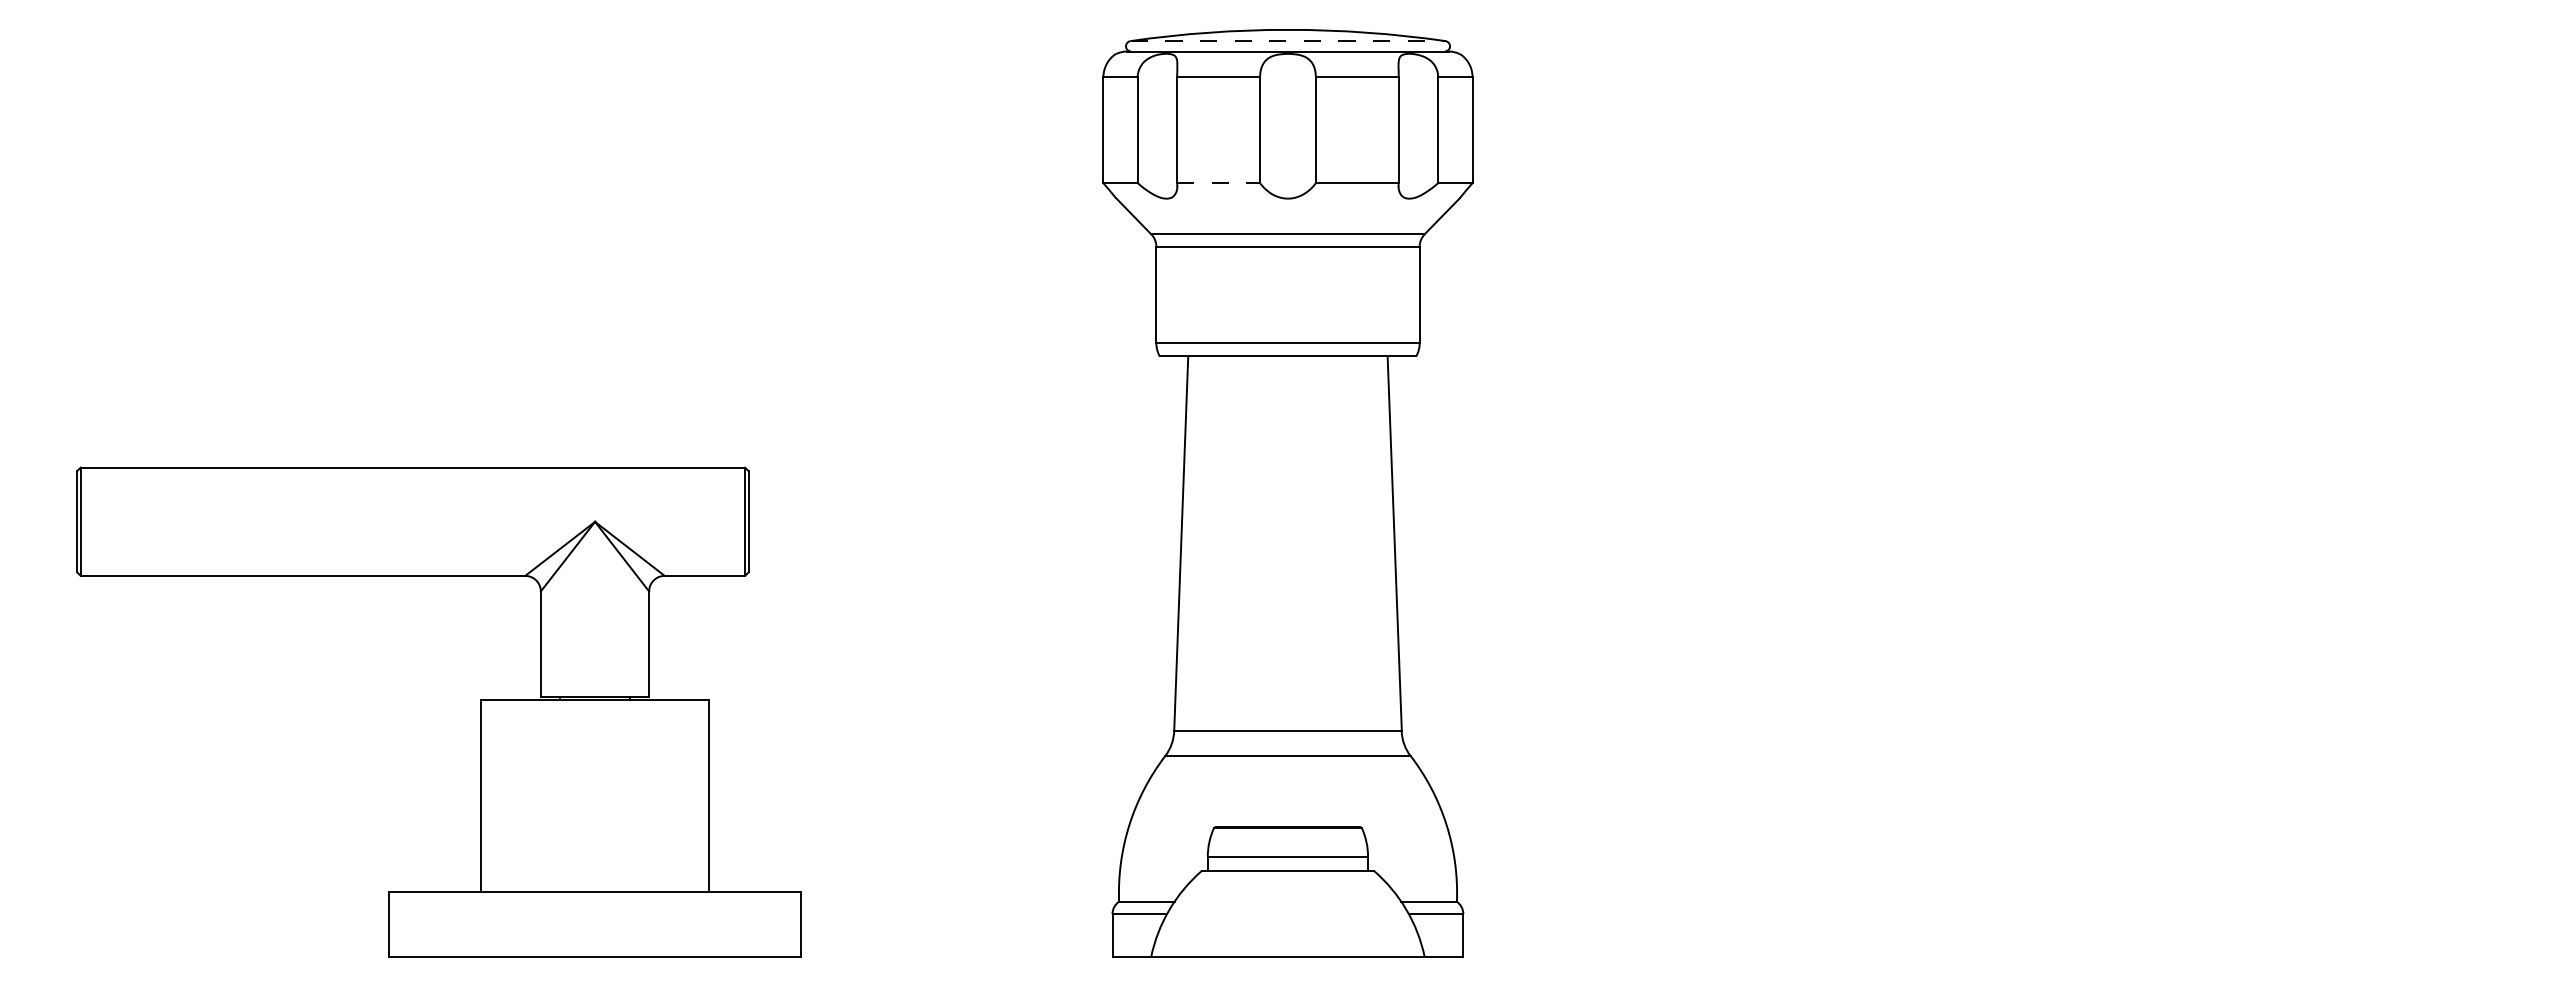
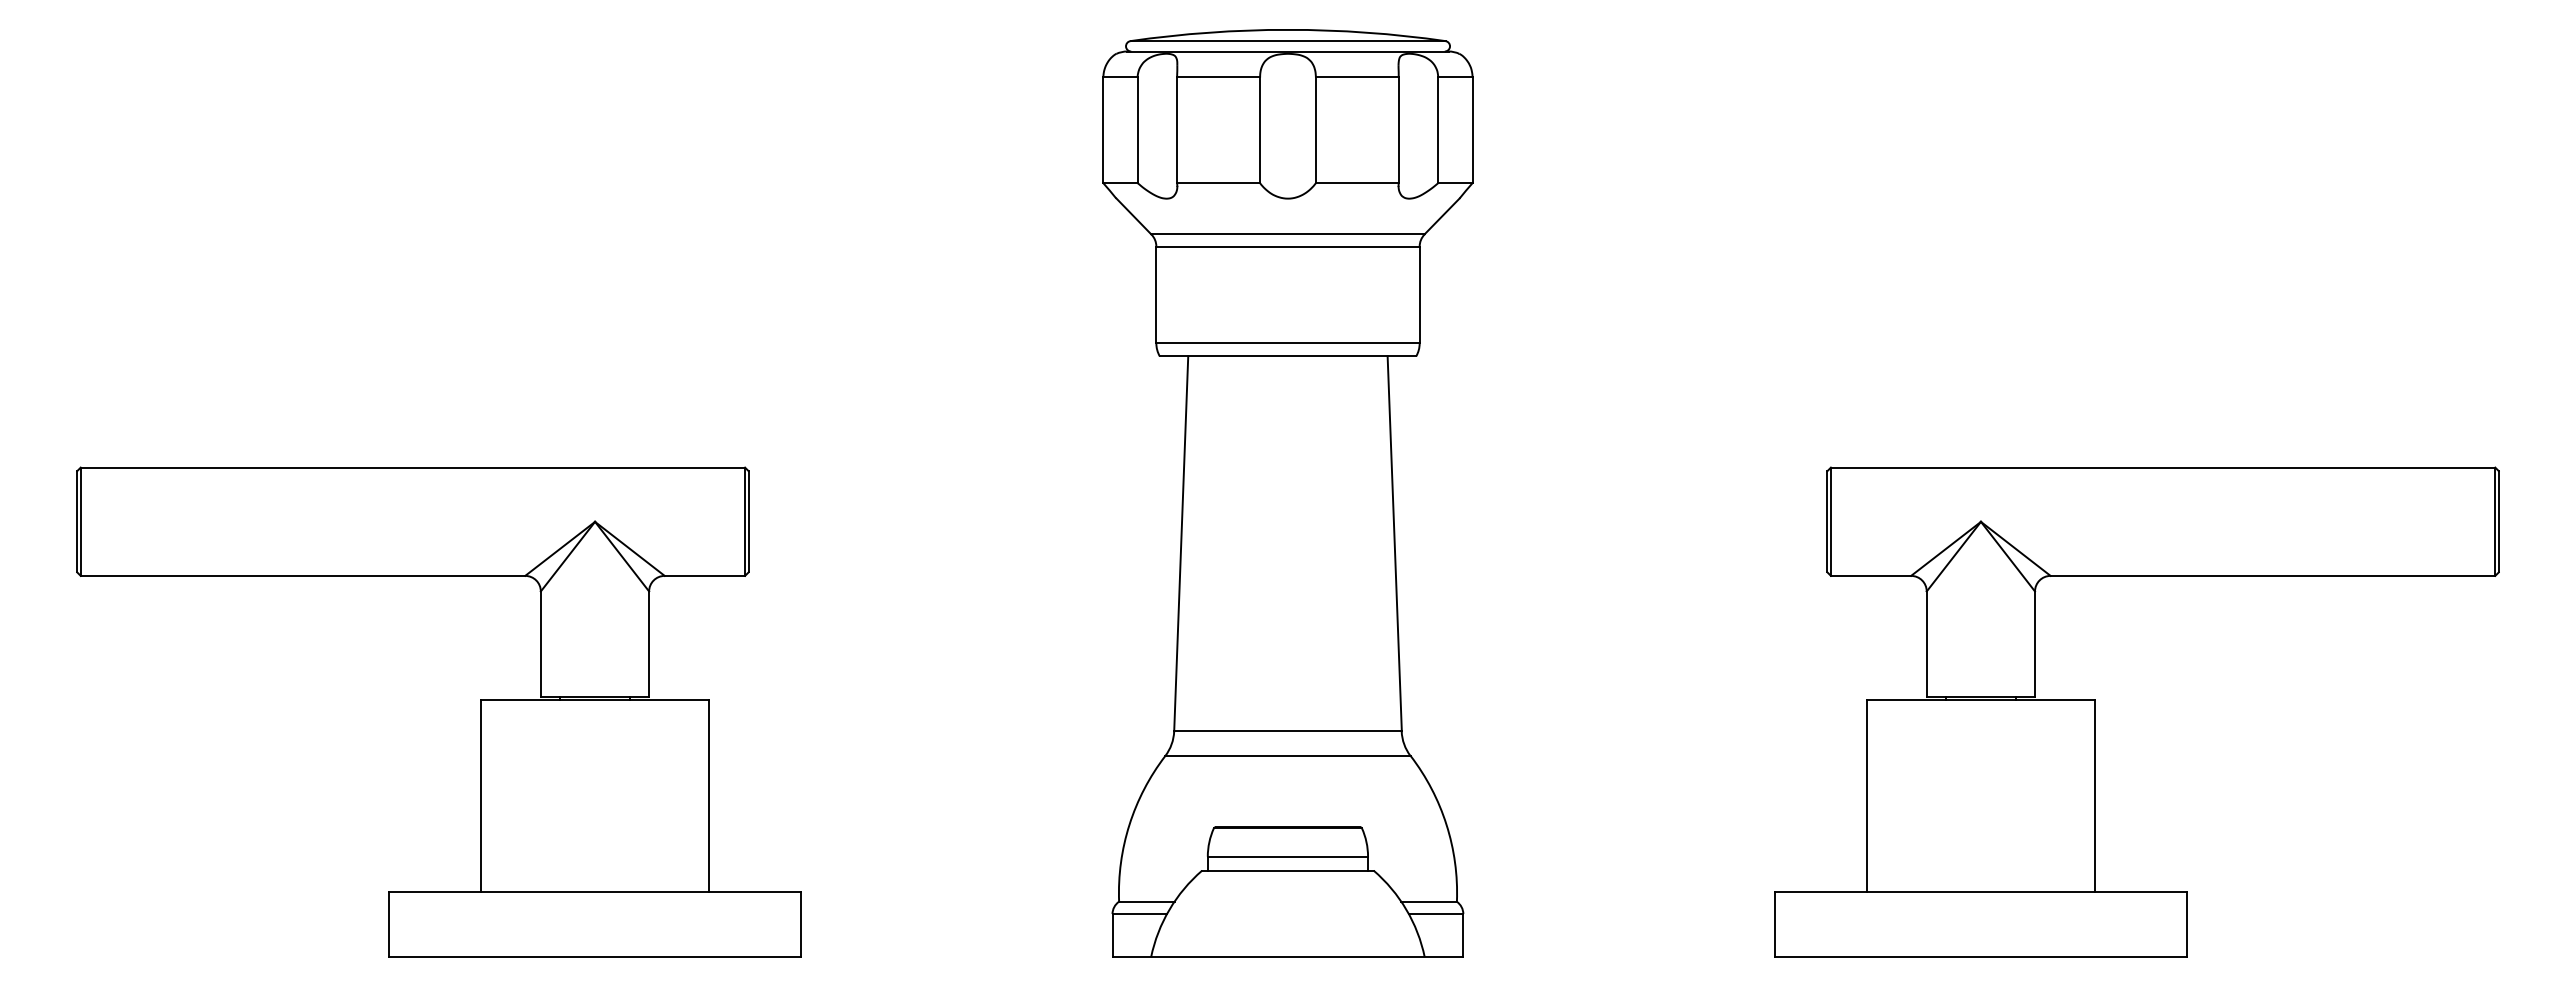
line: dashed -> solid (1288, 41)
line: dashed -> solid (1219, 183)
part: none -> present (2095, 711)
